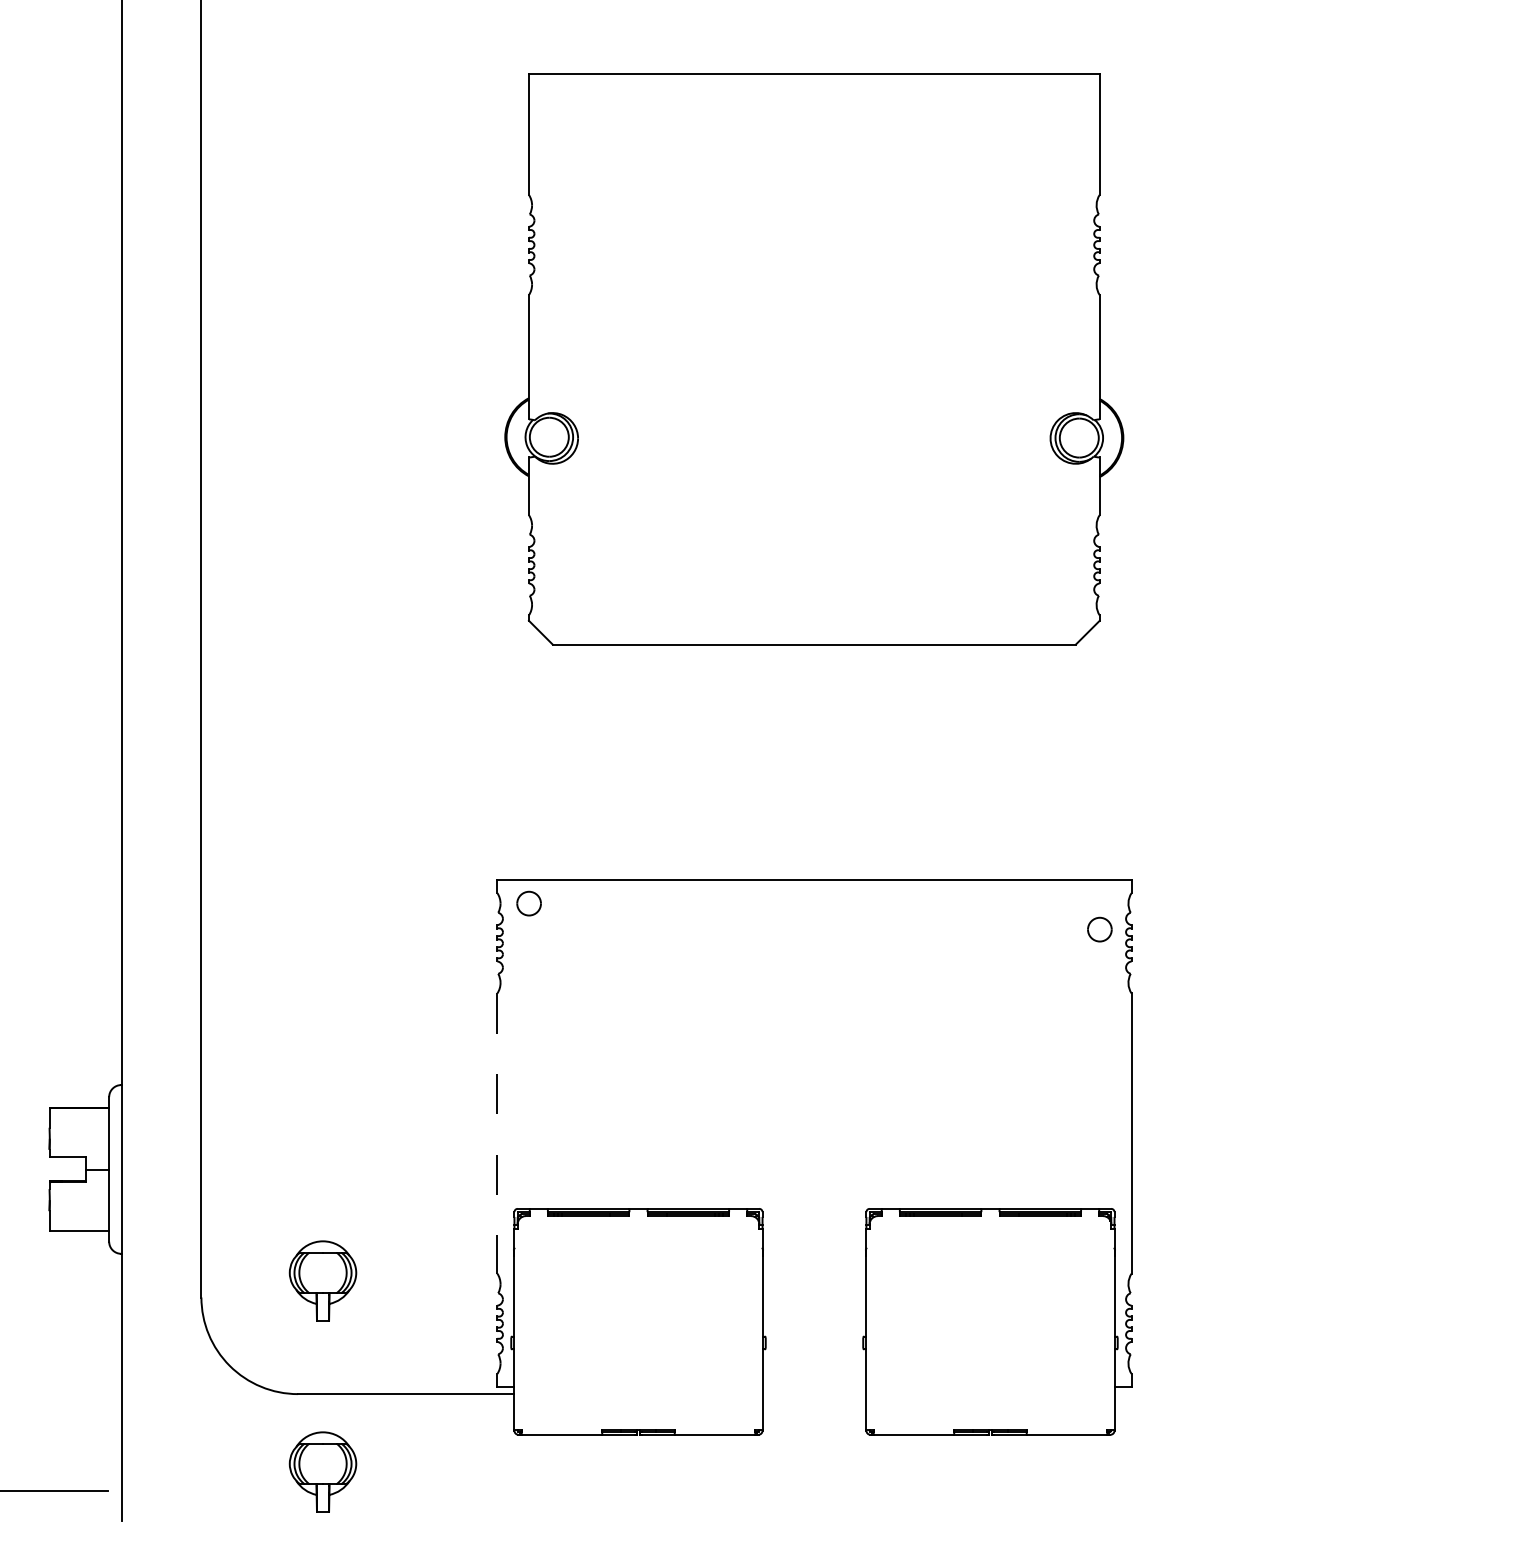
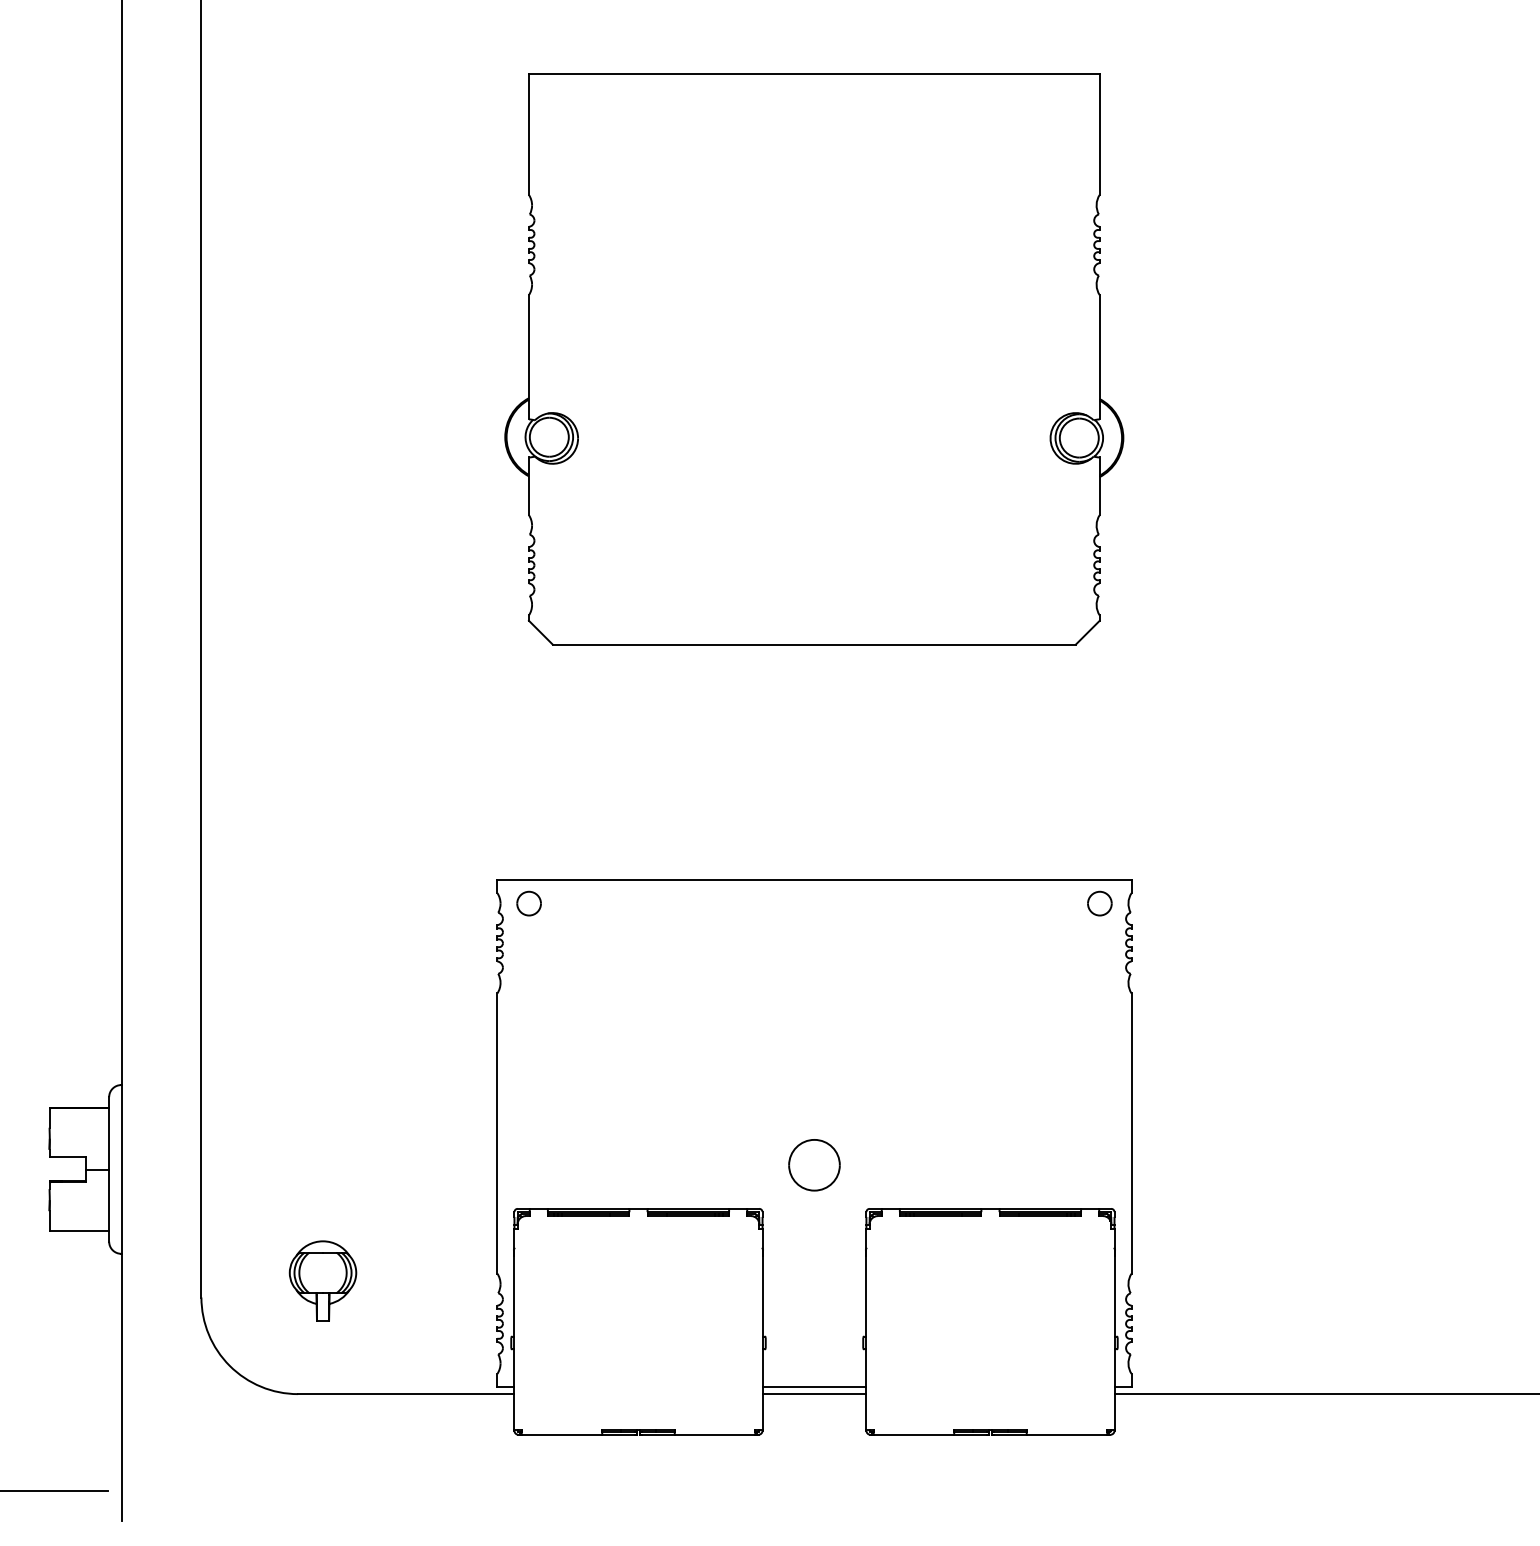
part position: (1099, 929) -> (1099, 903) (1099, 903)
line: dashed -> solid (497, 1134)
part: none -> present (814, 1165)
line: none -> present (814, 1387)
line: none -> present (814, 1394)
line: none -> present (1325, 1394)
part: present -> none (322, 1471)
